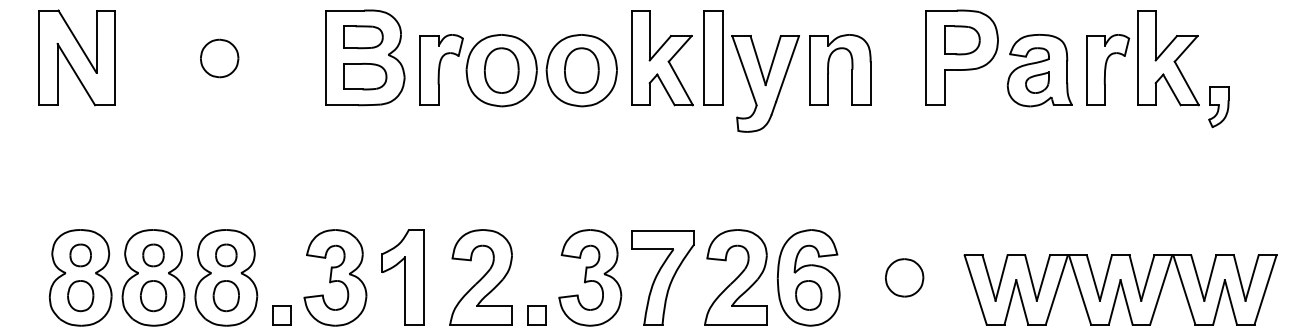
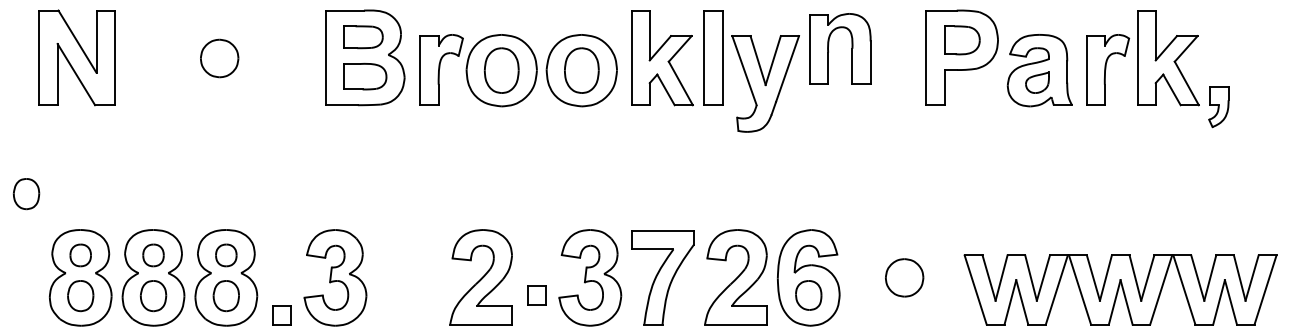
part position: (851, 69) -> (851, 48) (851, 48)
part: none -> present (26, 194)
part: present -> none (402, 277)
part position: (536, 315) -> (536, 295) (536, 295)
